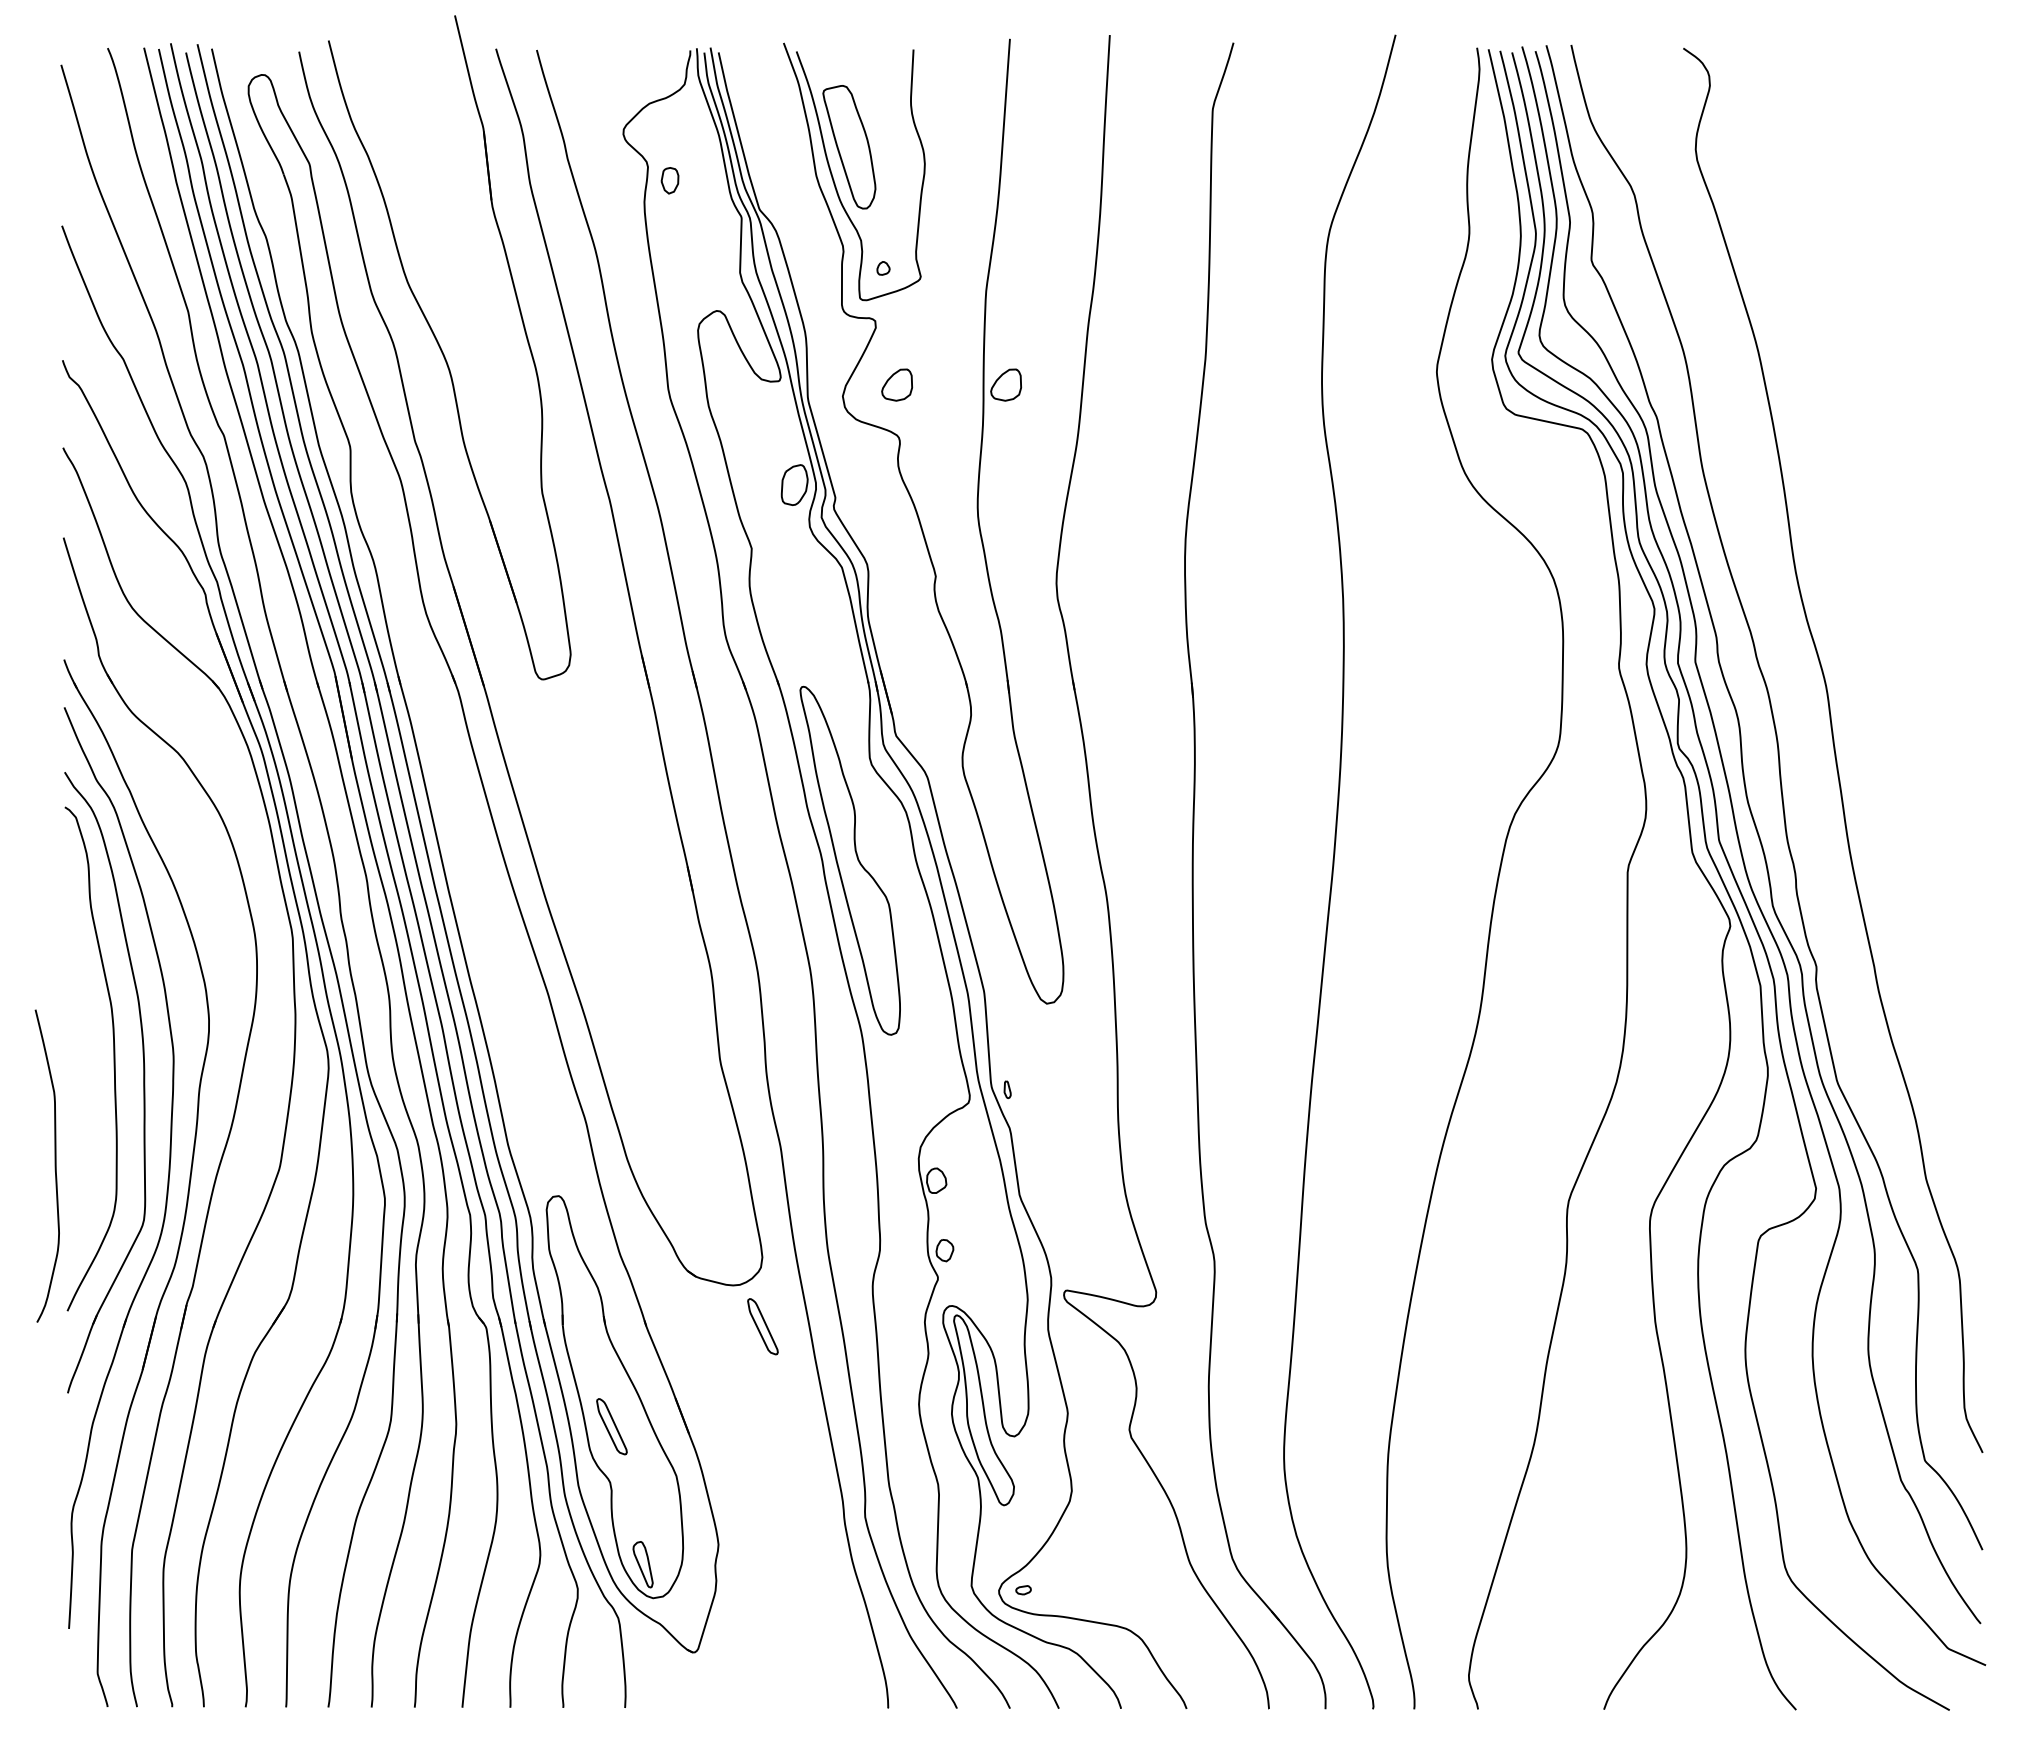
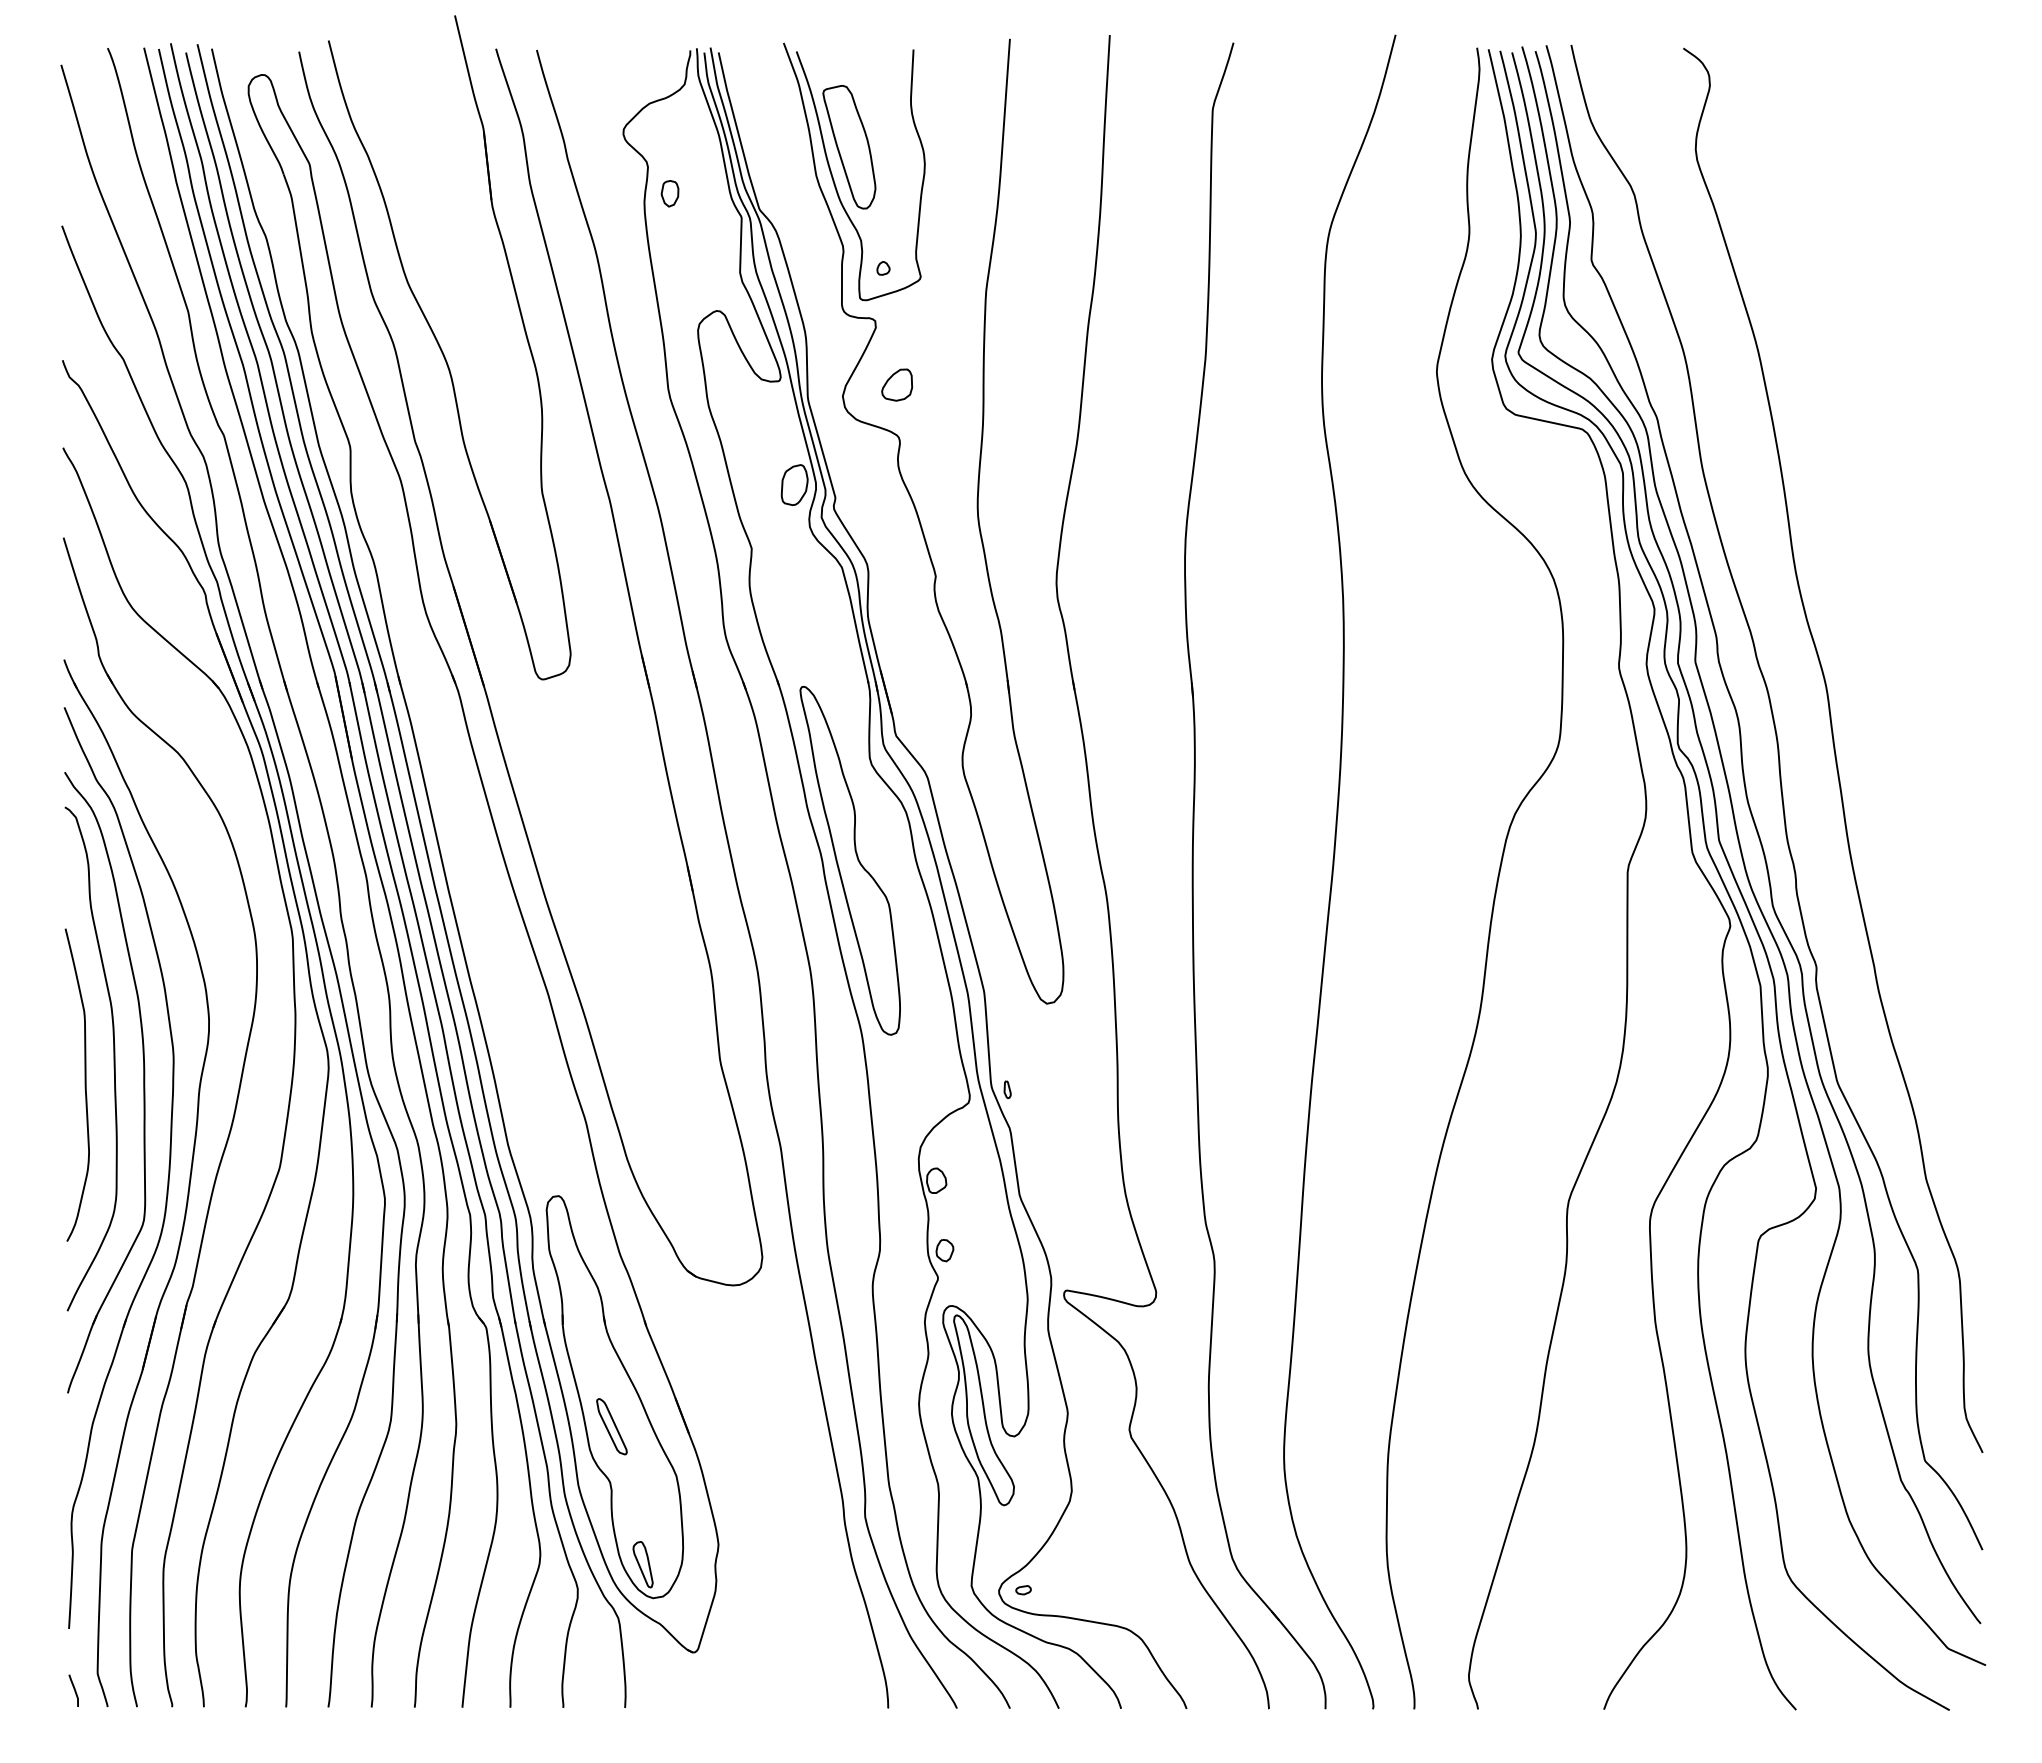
part position: (669, 180) -> (669, 193) (669, 193)
part: present -> none (1006, 384)
curve position: (54, 1165) -> (84, 1084) (84, 1084)
part: present -> none (762, 1326)
line: none -> present (73, 1689)
